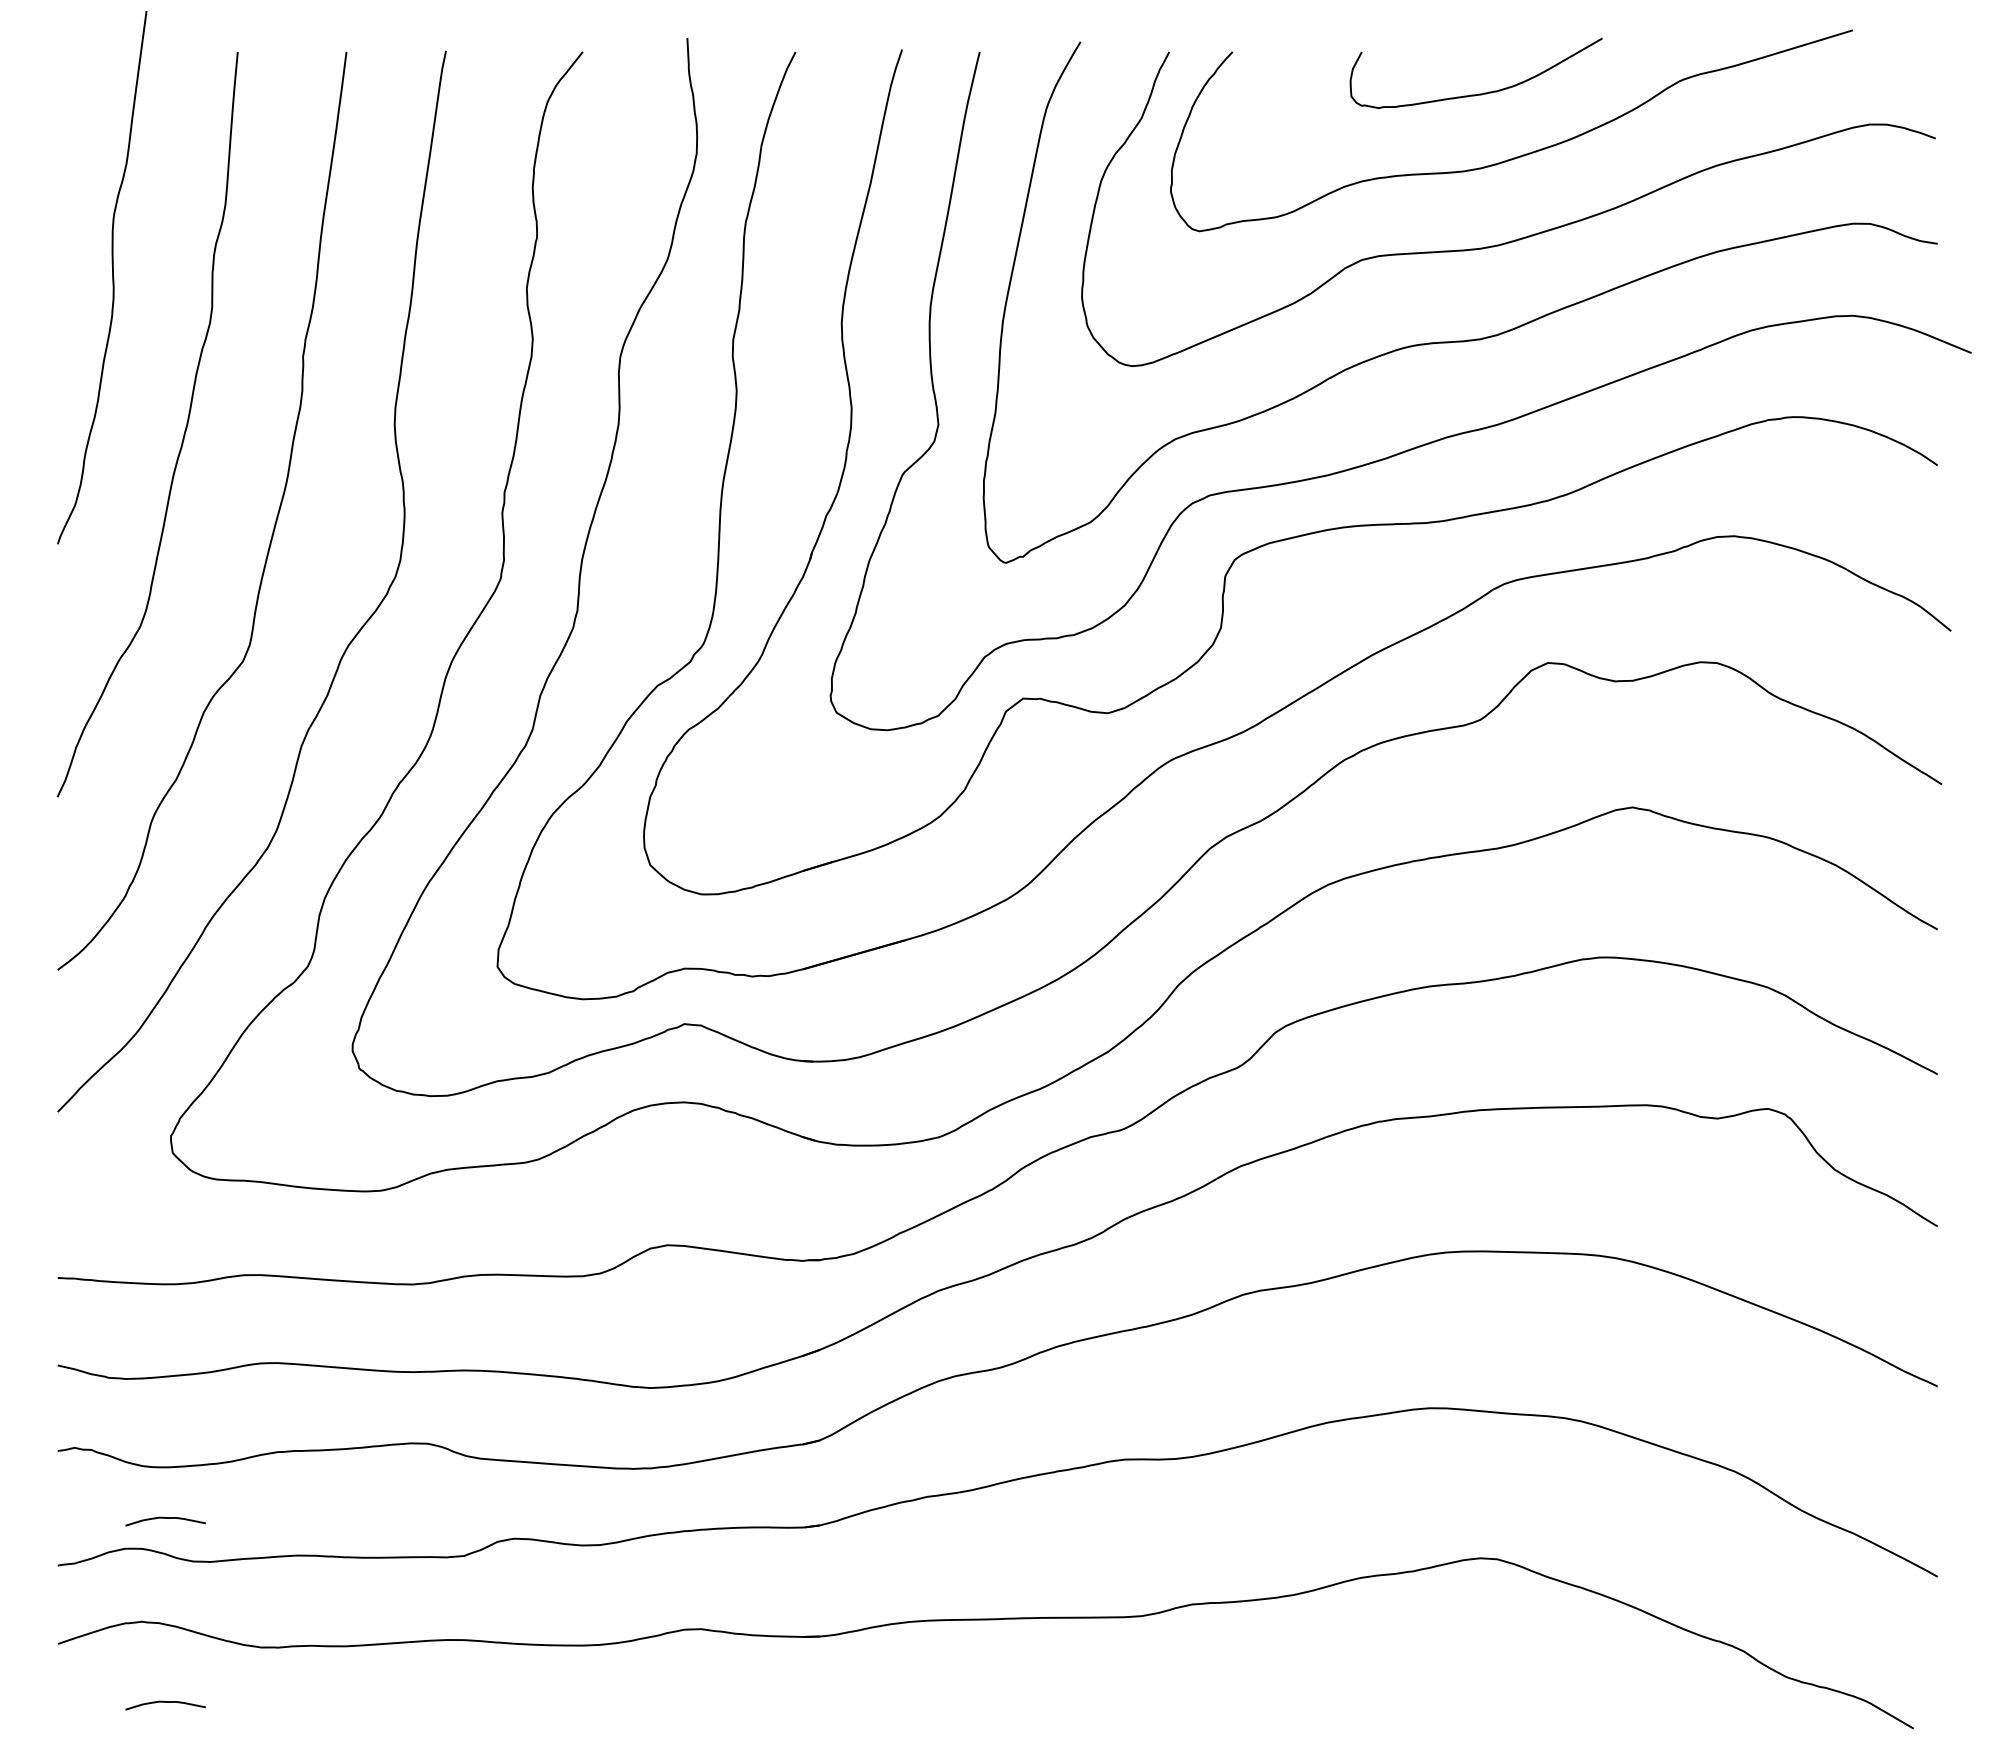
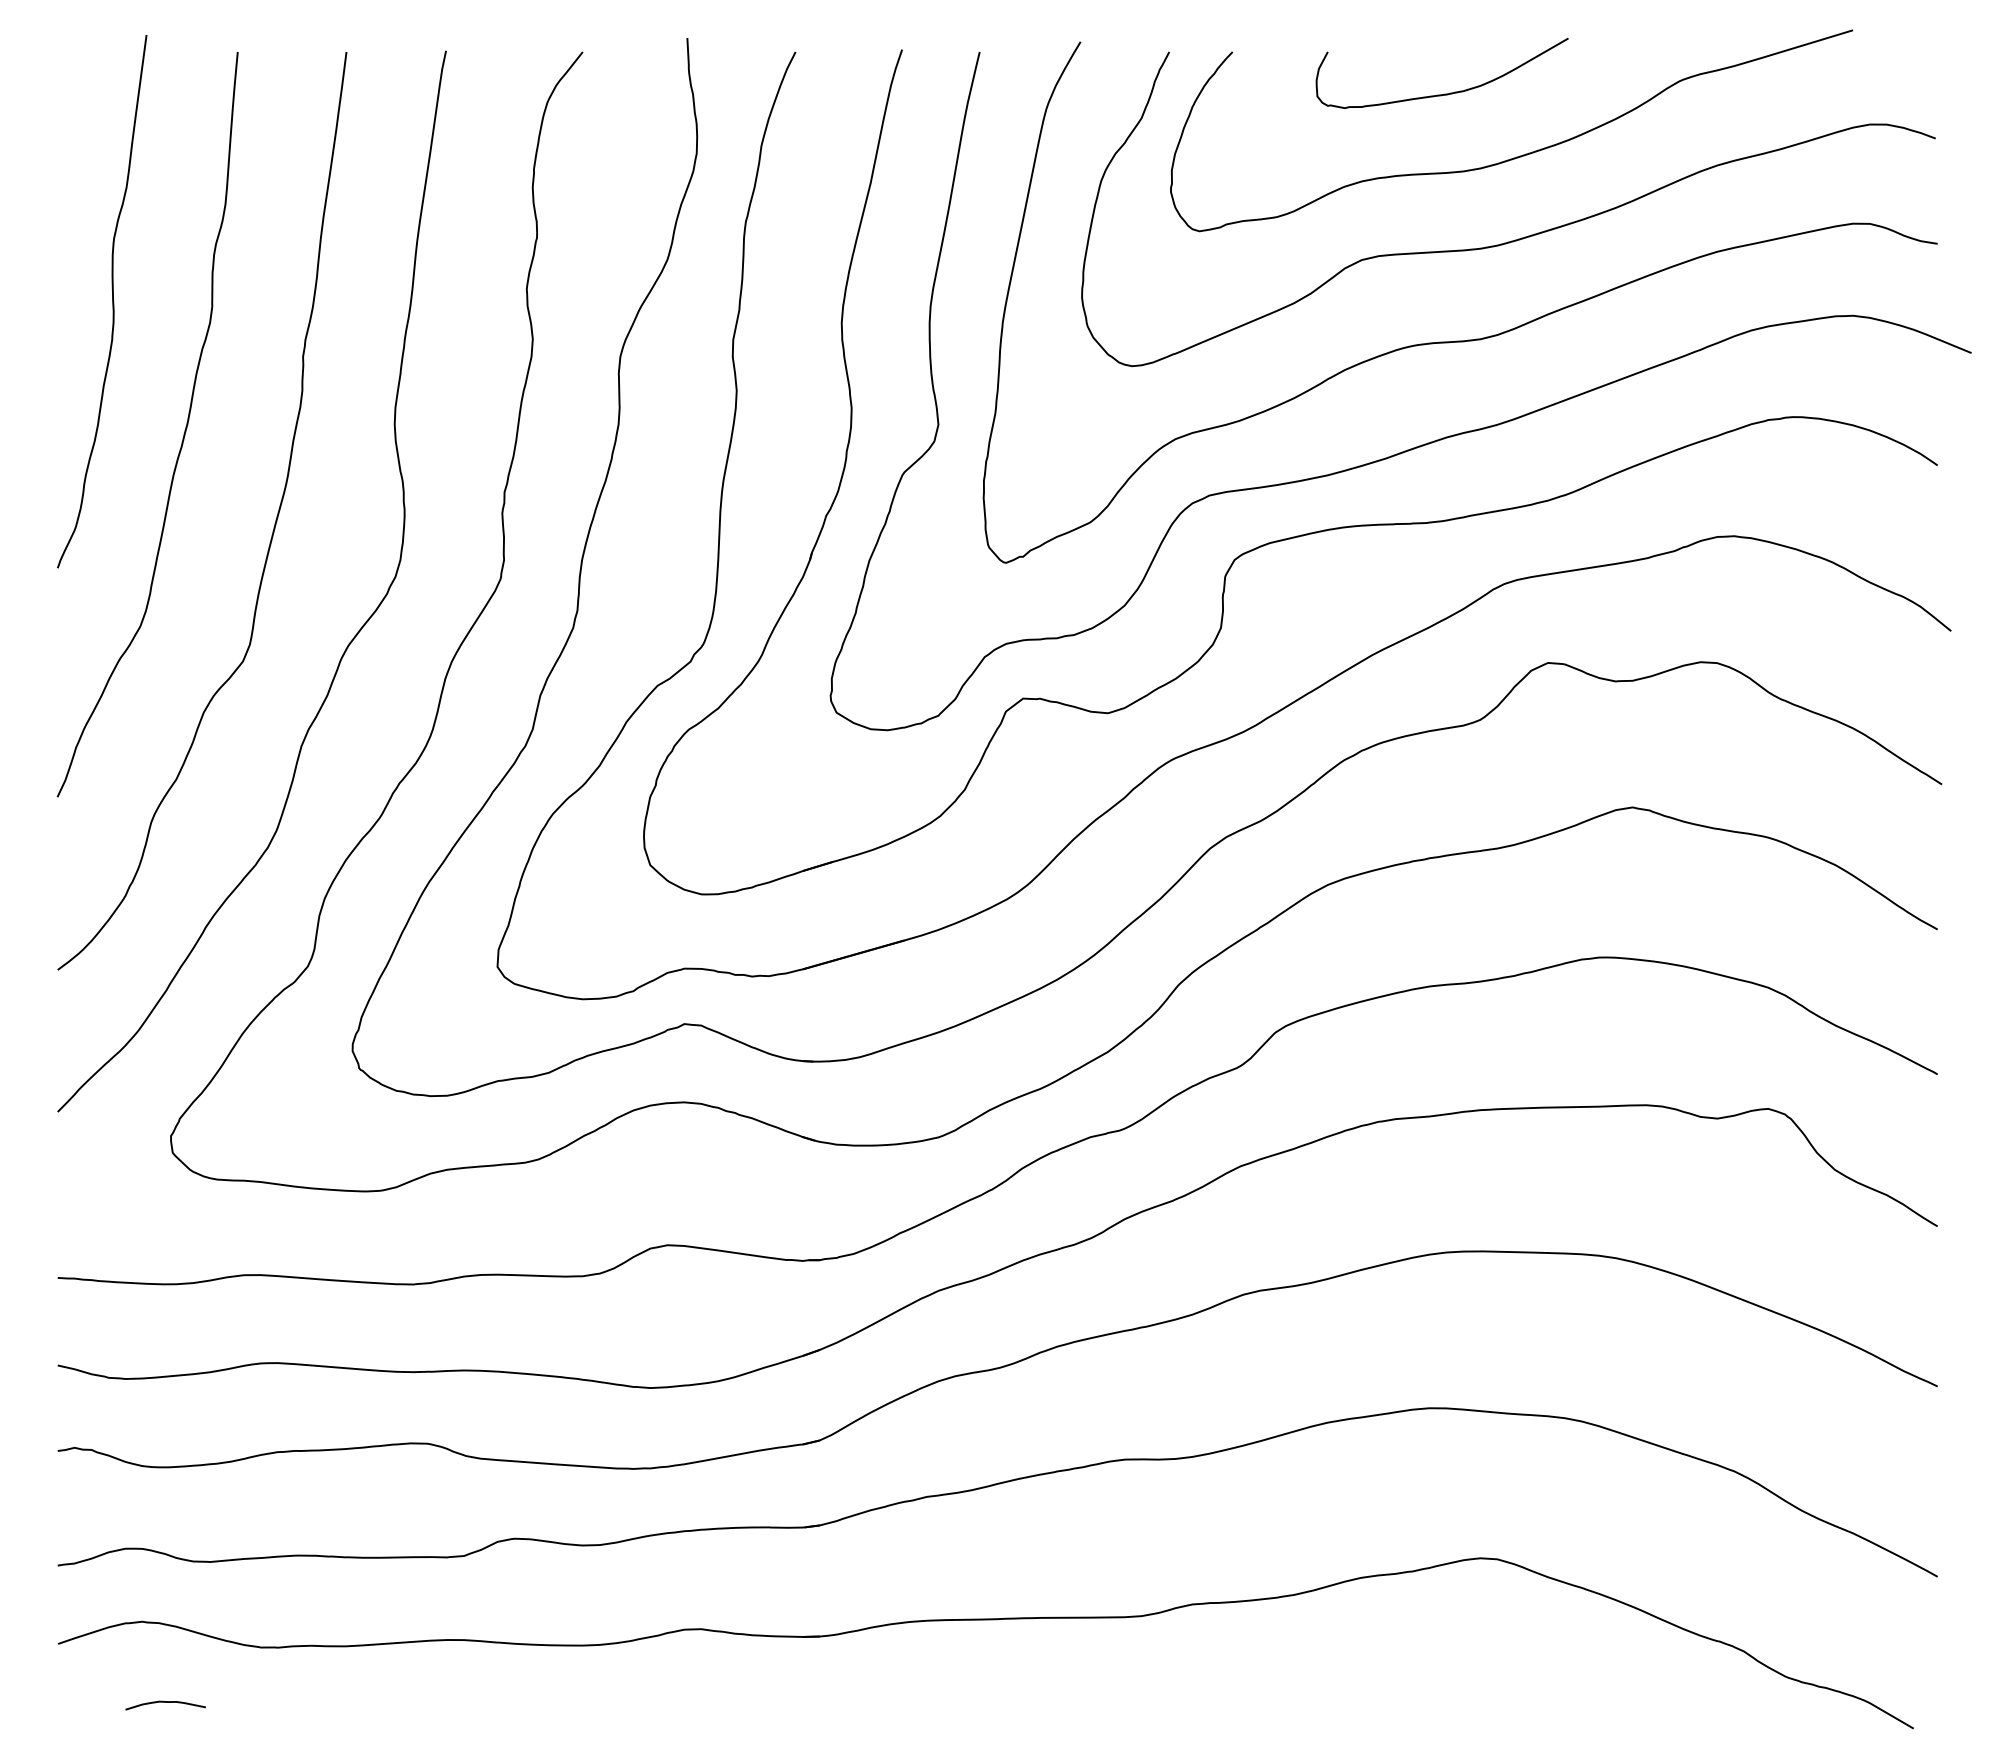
curve position: (1478, 93) -> (1444, 93) (1444, 93)
curve position: (112, 277) -> (112, 301) (112, 301)
curve: present -> none (165, 1518)
